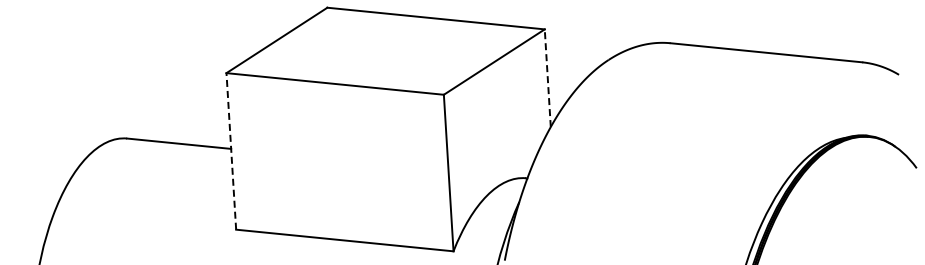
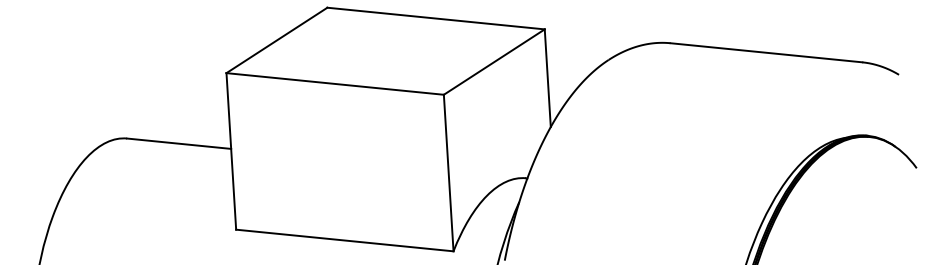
line: dashed -> solid (547, 78)
line: dashed -> solid (231, 150)
